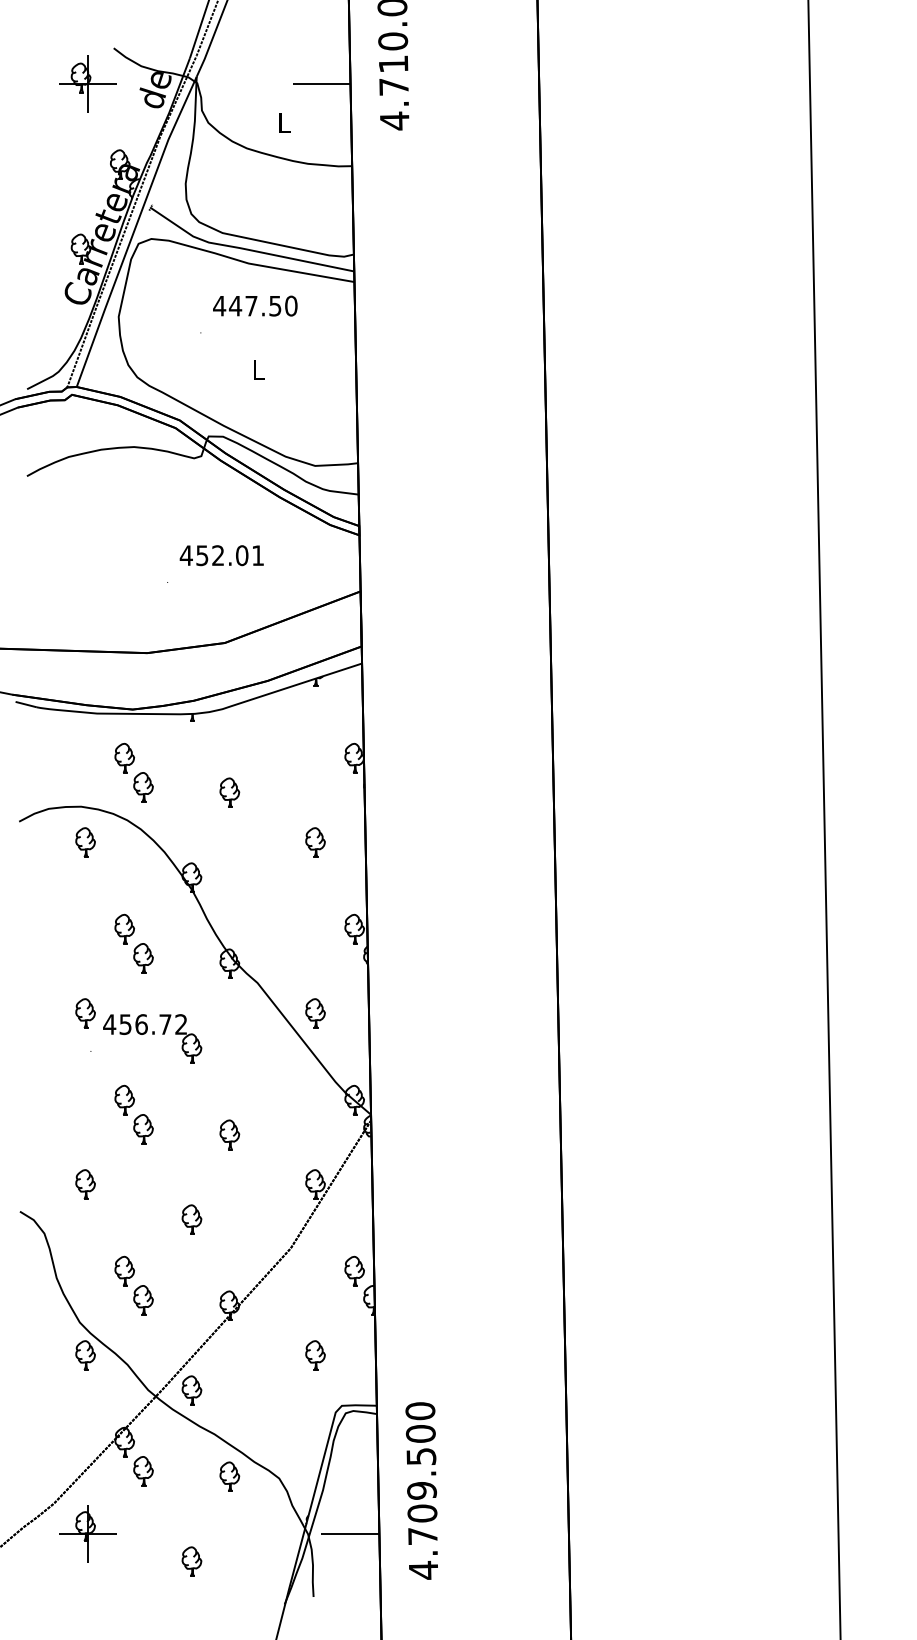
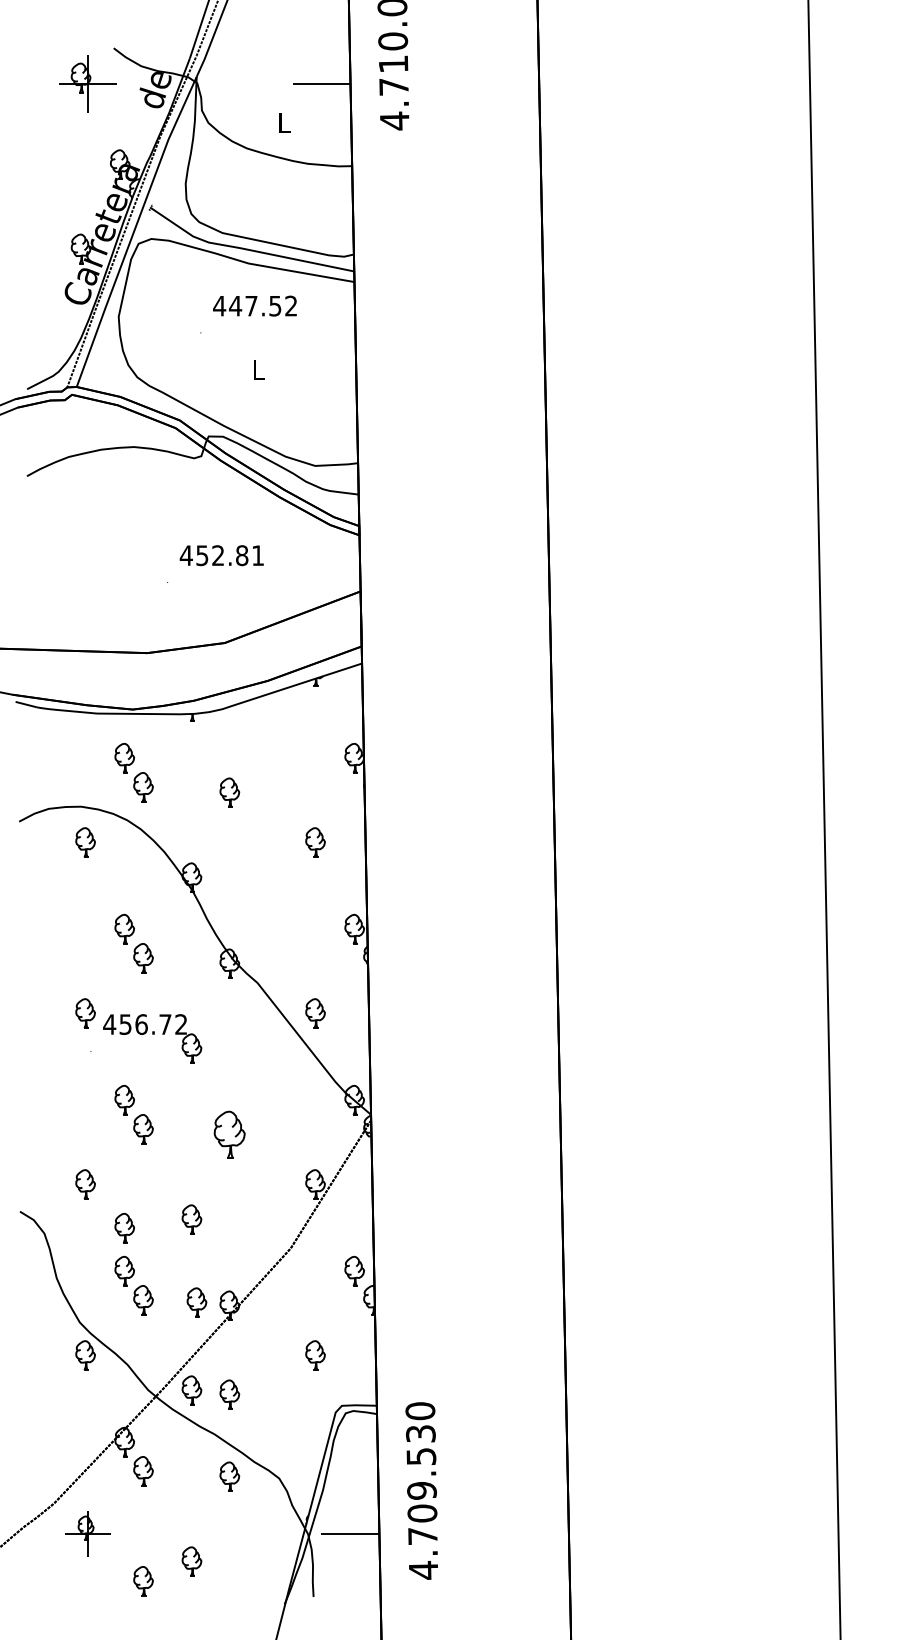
text: 447.50 -> 447.52 (291, 305)
text: 452.01 -> 452.81 (242, 555)
part size: 22x32 px -> 33x49 px (229, 1134)
part: none -> present (124, 1227)
part: none -> present (196, 1302)
part: none -> present (229, 1394)
text: 4.709.500 -> 4.709.530 (420, 1433)
part size: 58x58 px -> 46x46 px (87, 1533)
part: none -> present (143, 1581)
